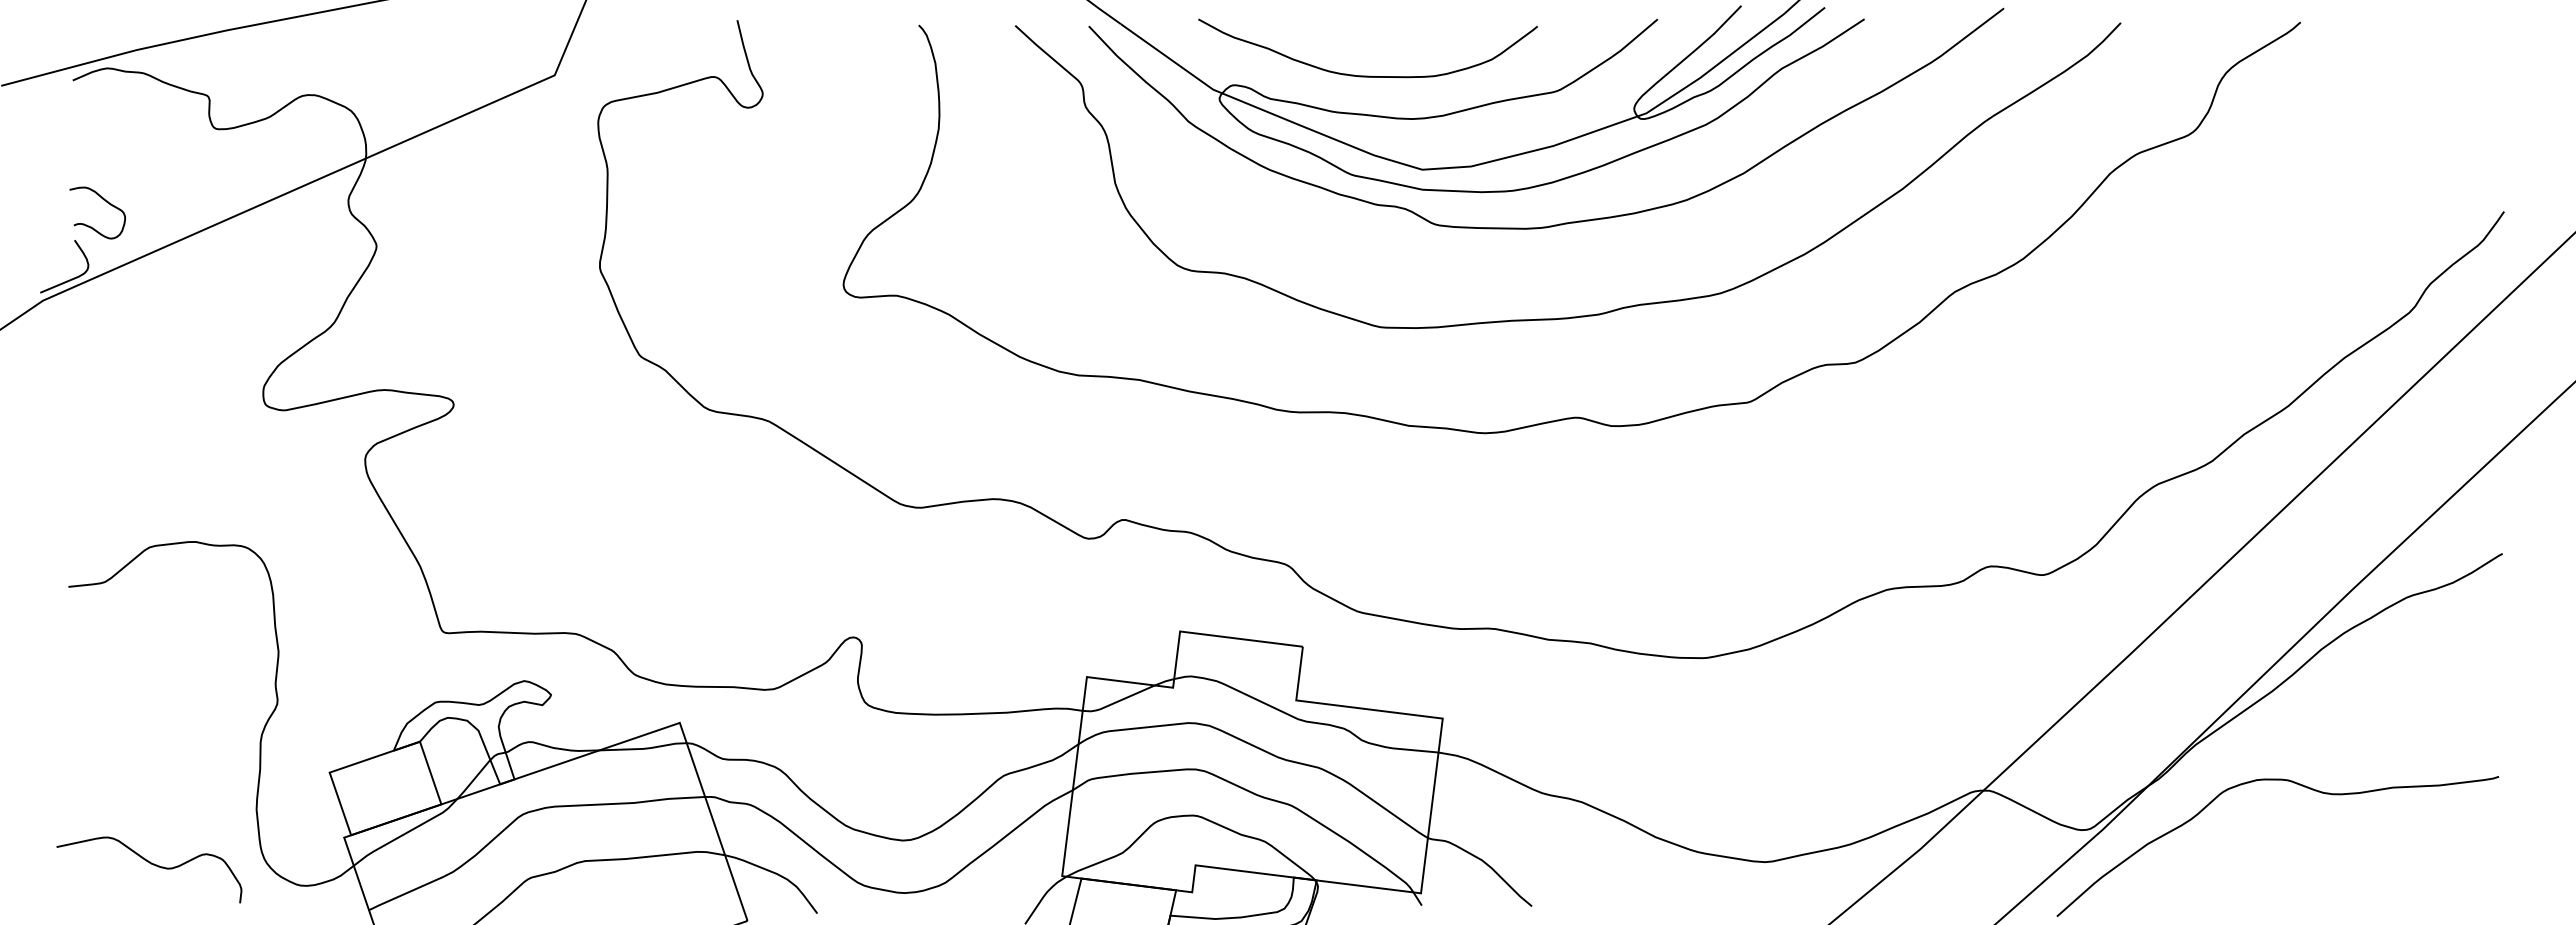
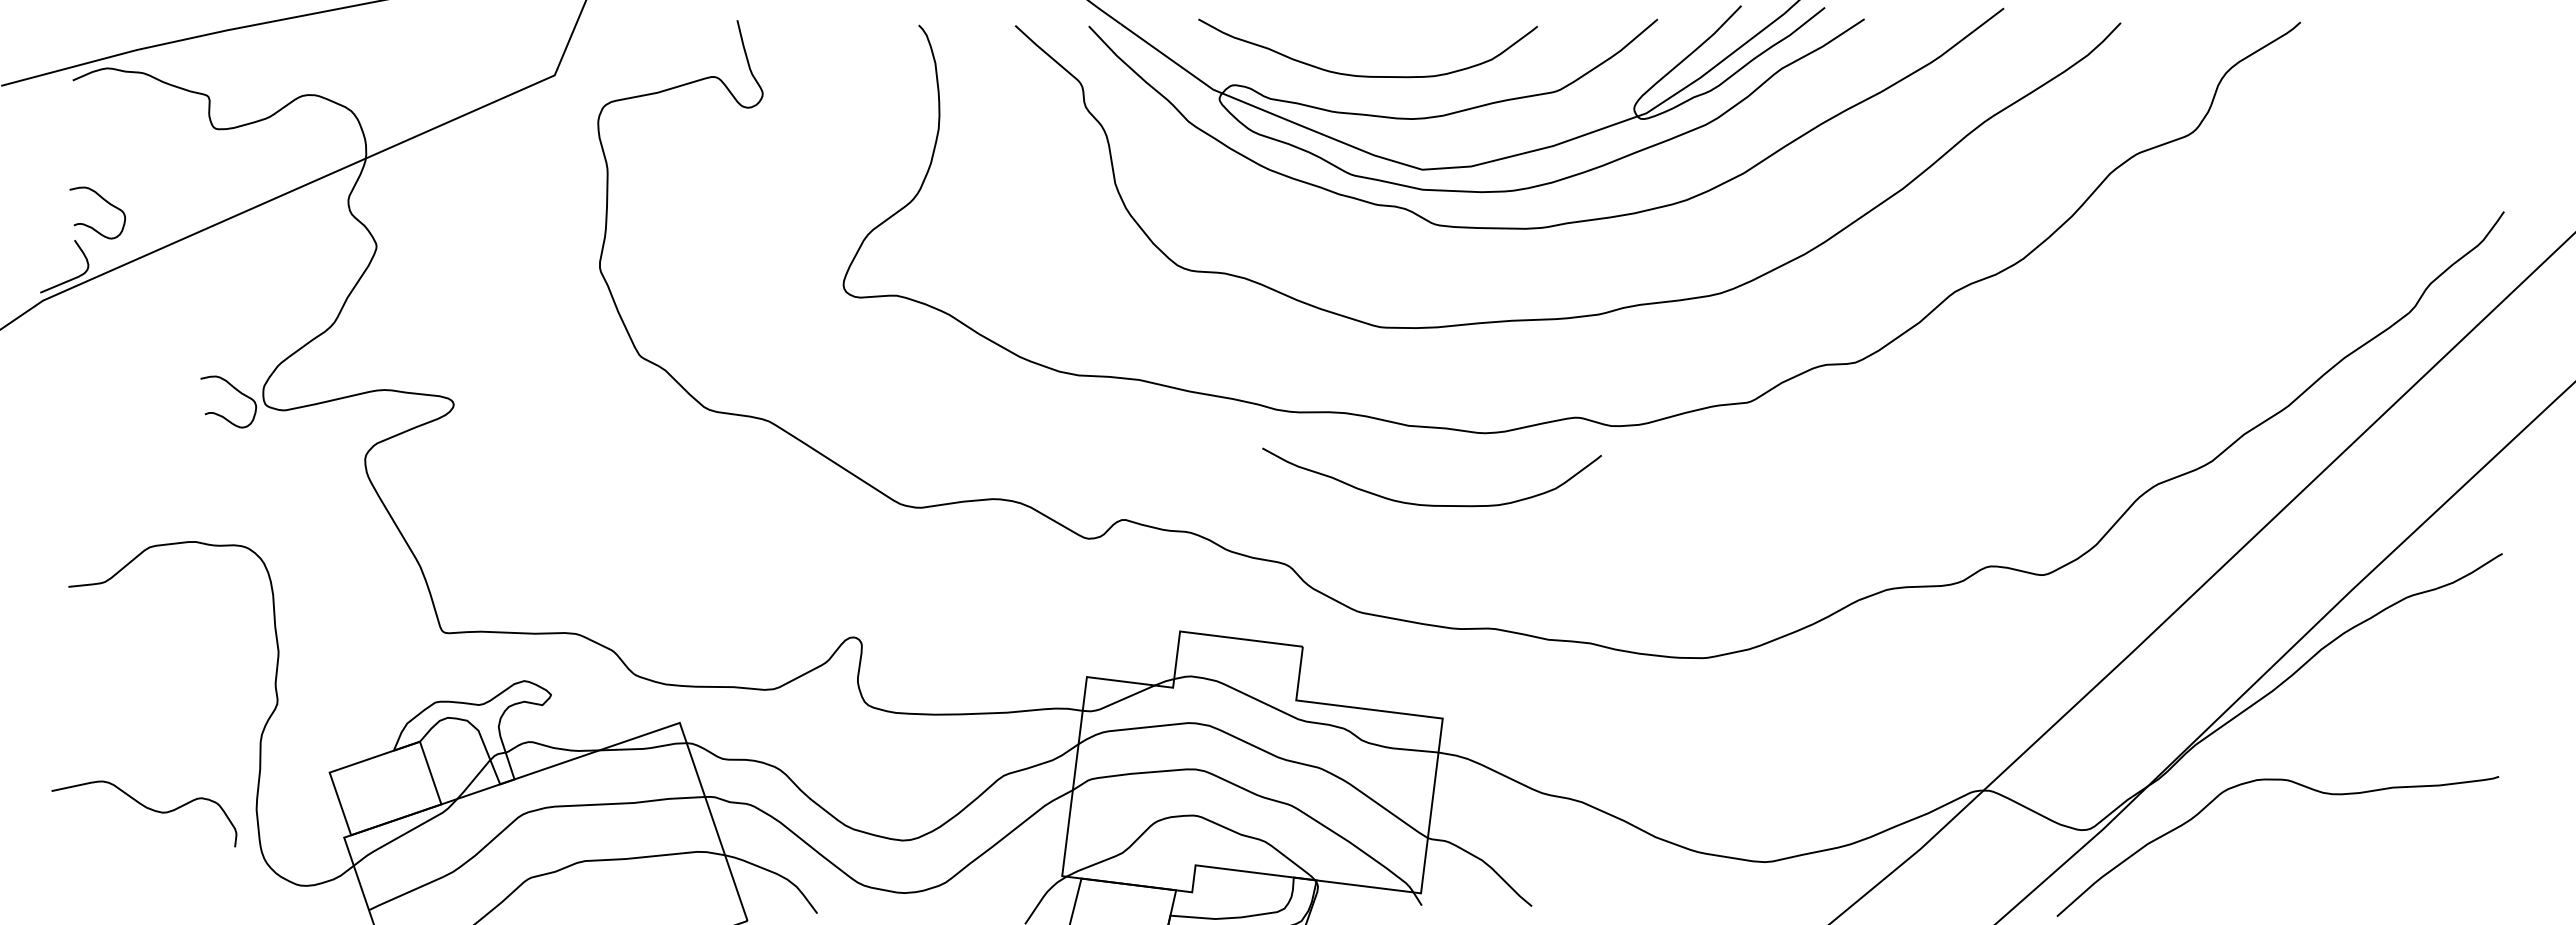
curve: none -> present (234, 389)
curve: none -> present (1431, 504)
curve position: (151, 864) -> (146, 808) (146, 808)
